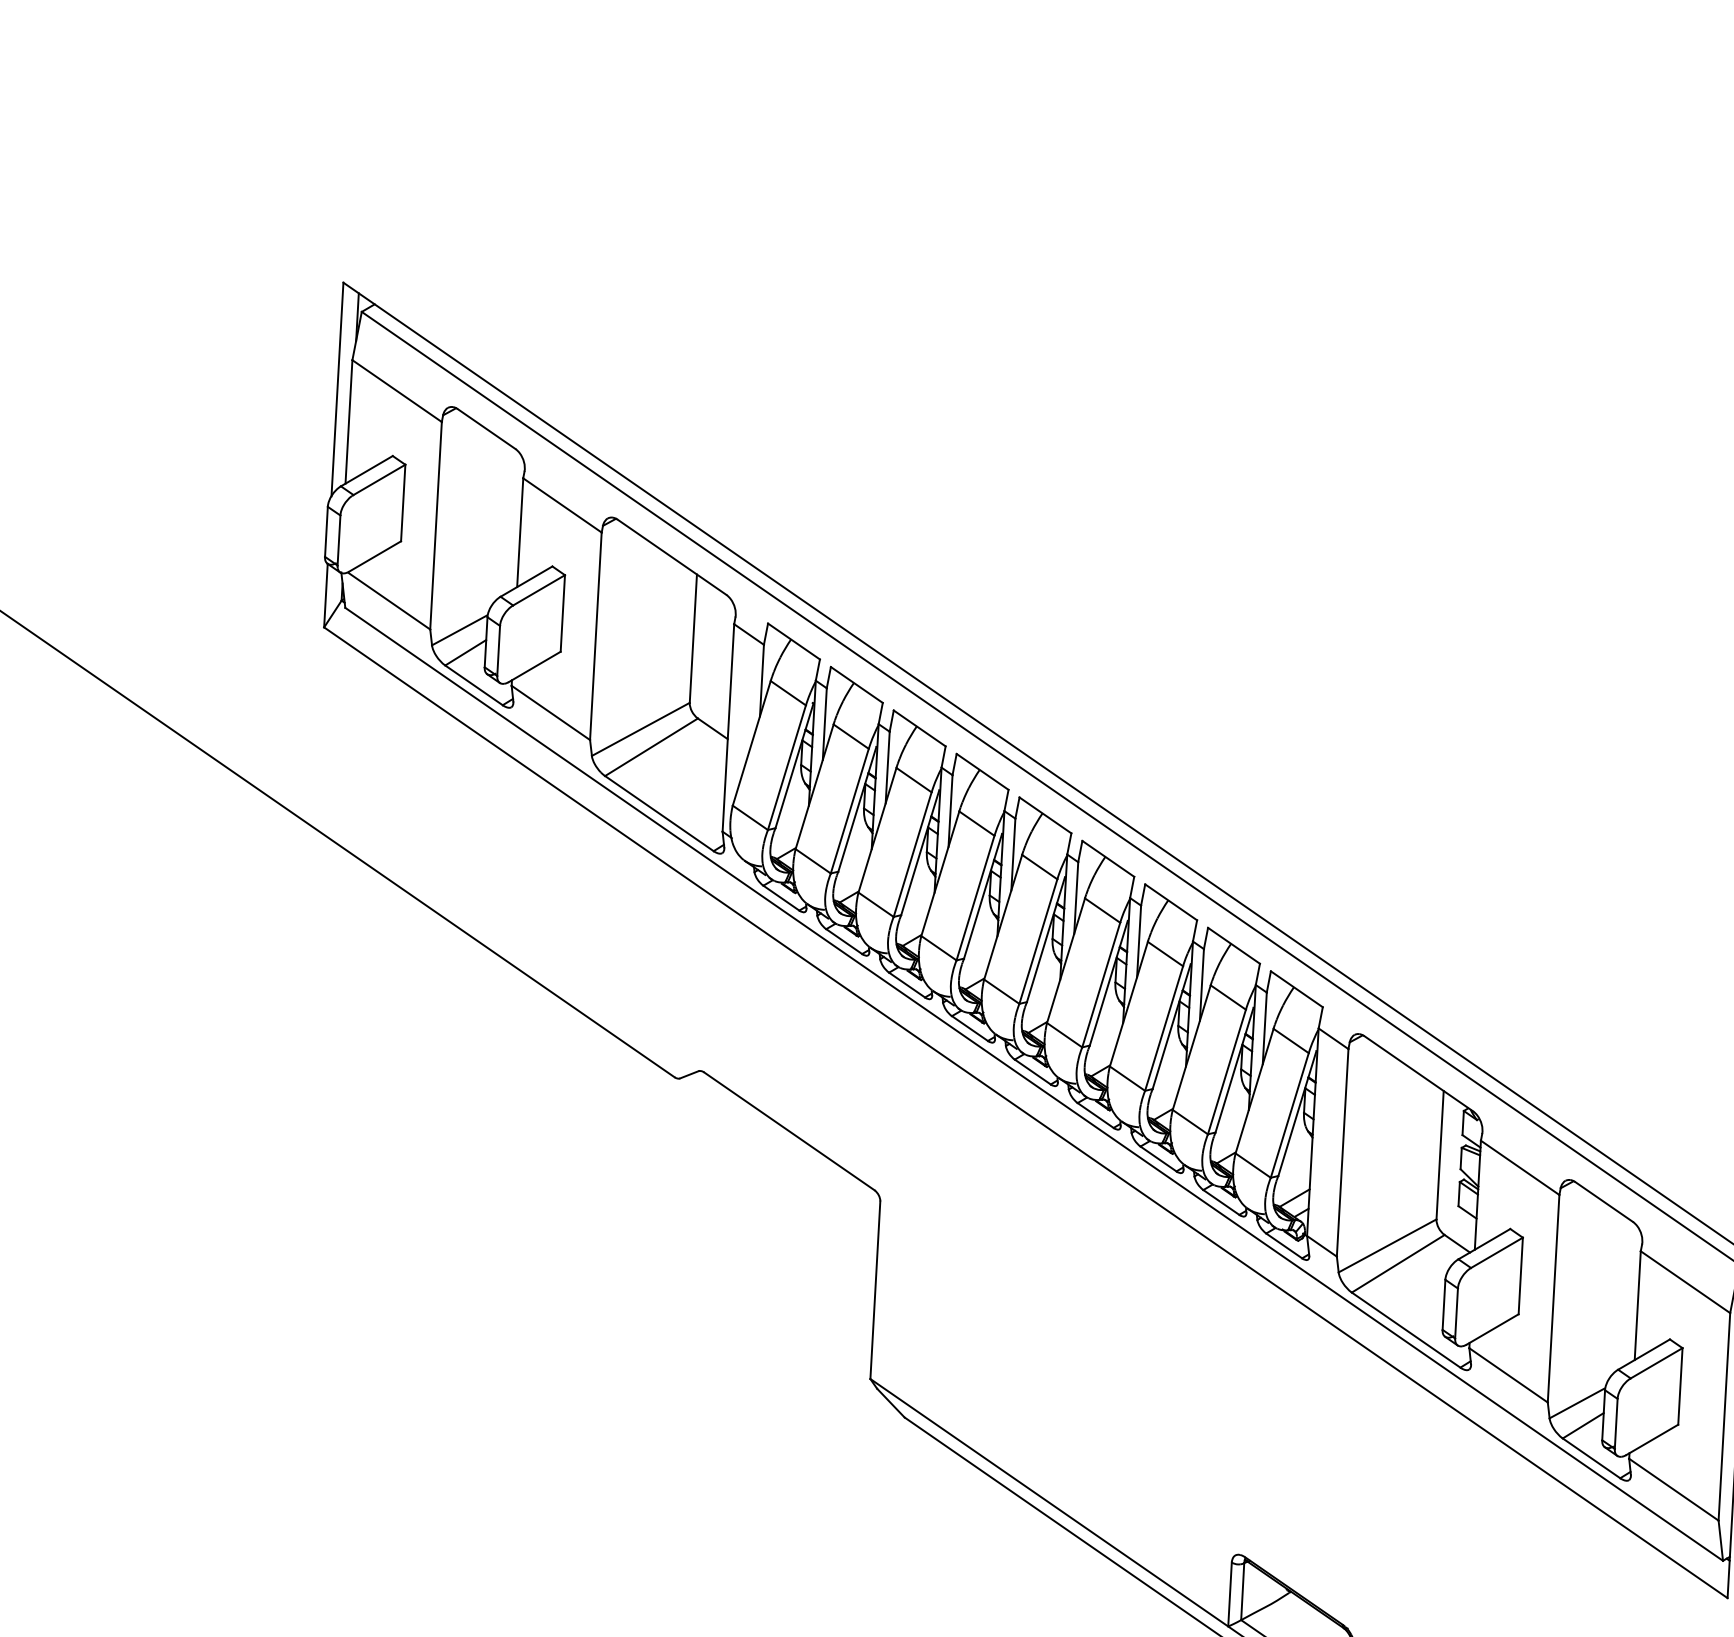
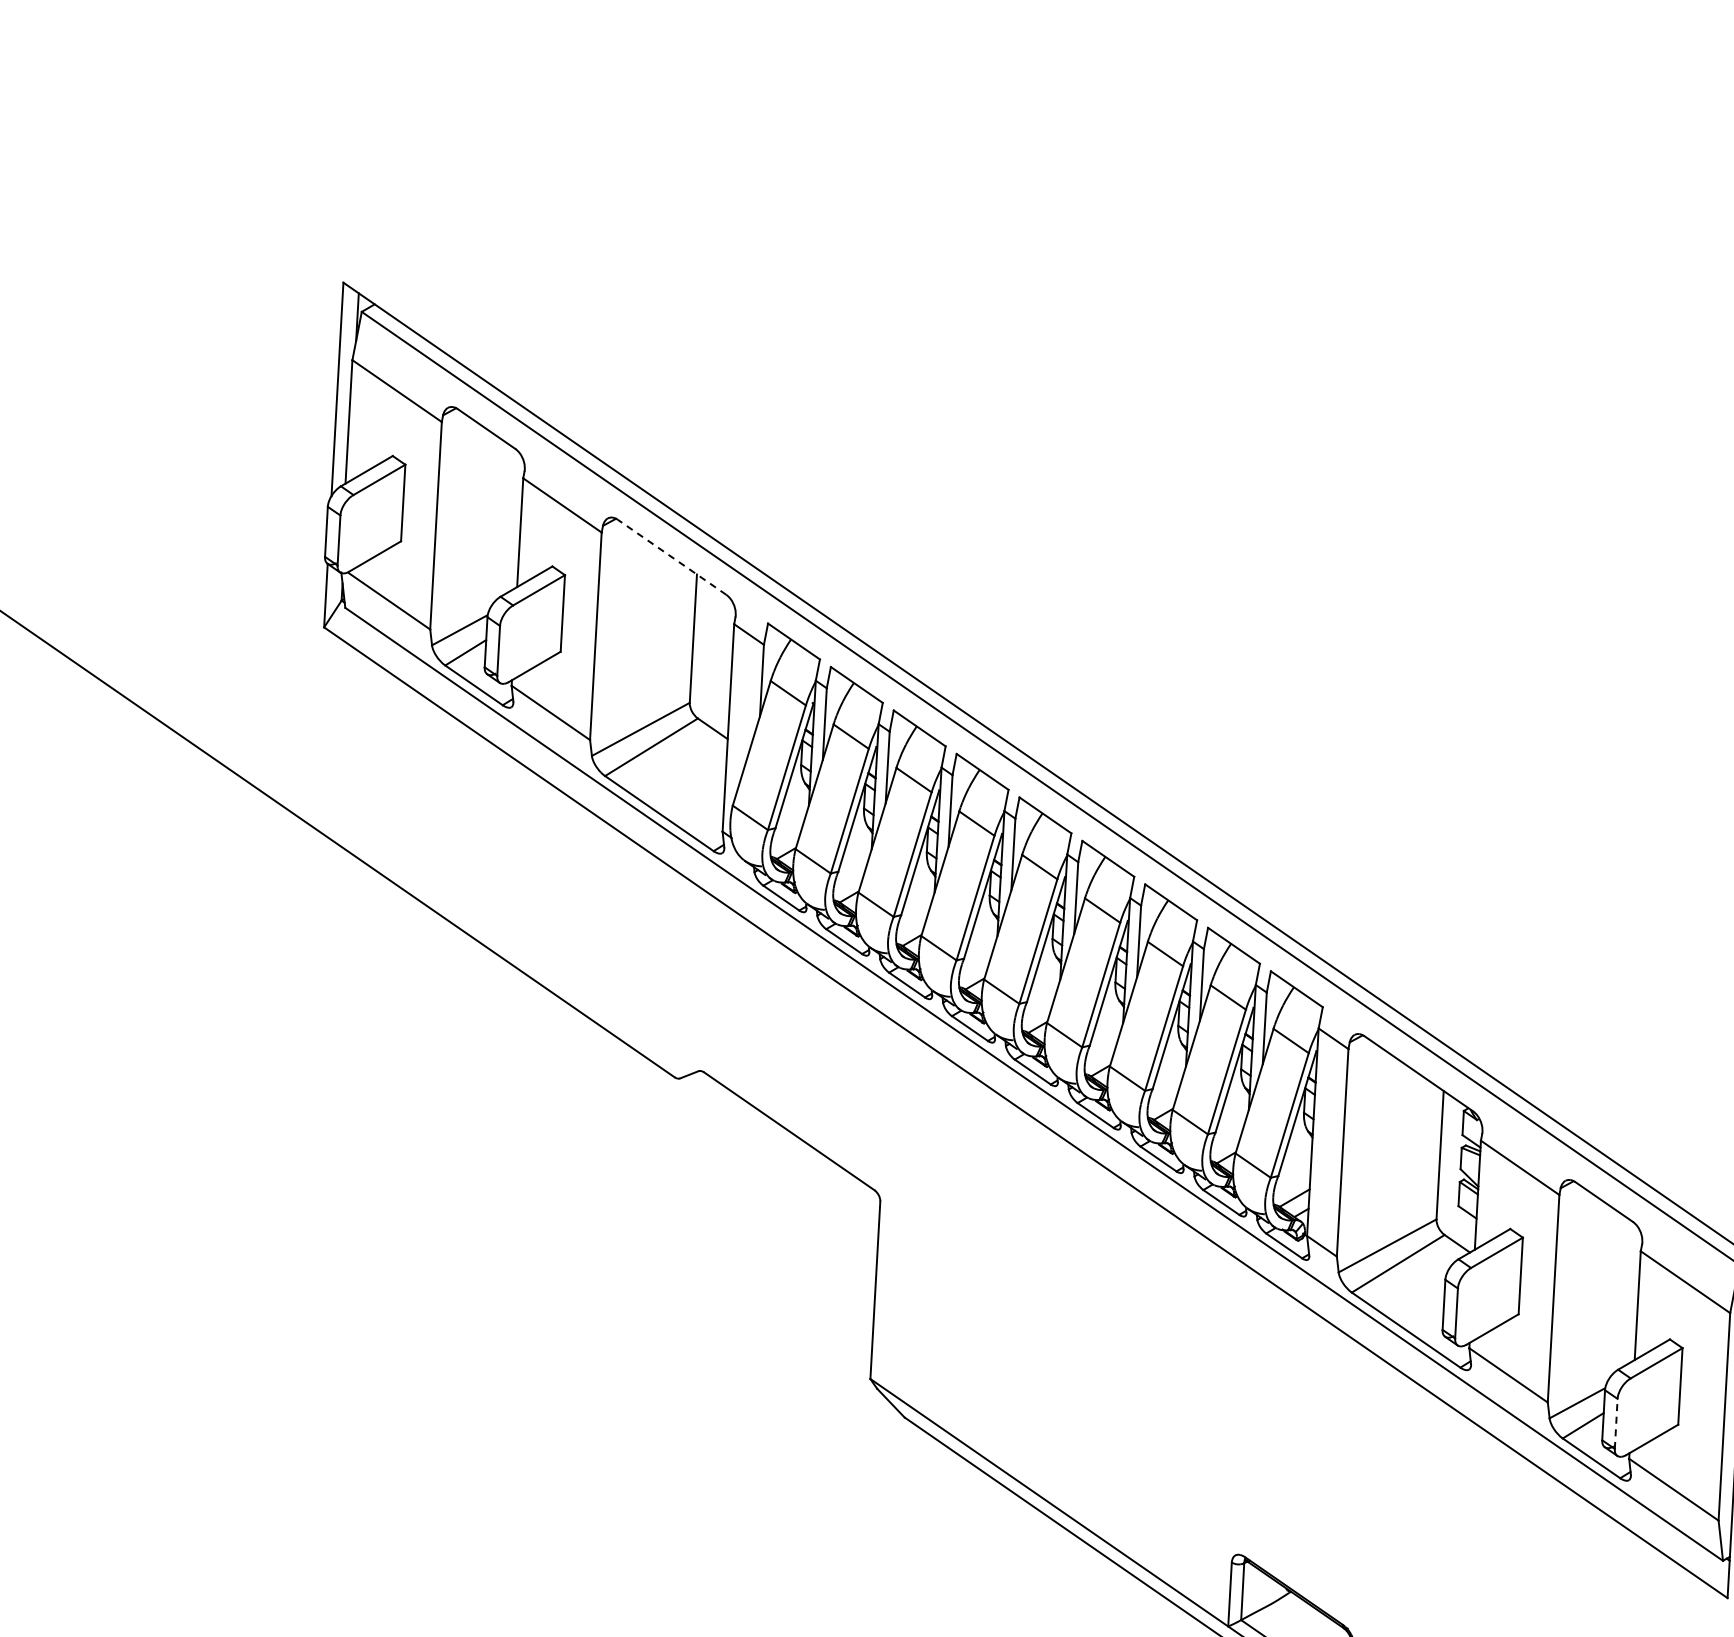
line: solid -> dashed (672, 557)
line: solid -> dashed (1616, 1423)
